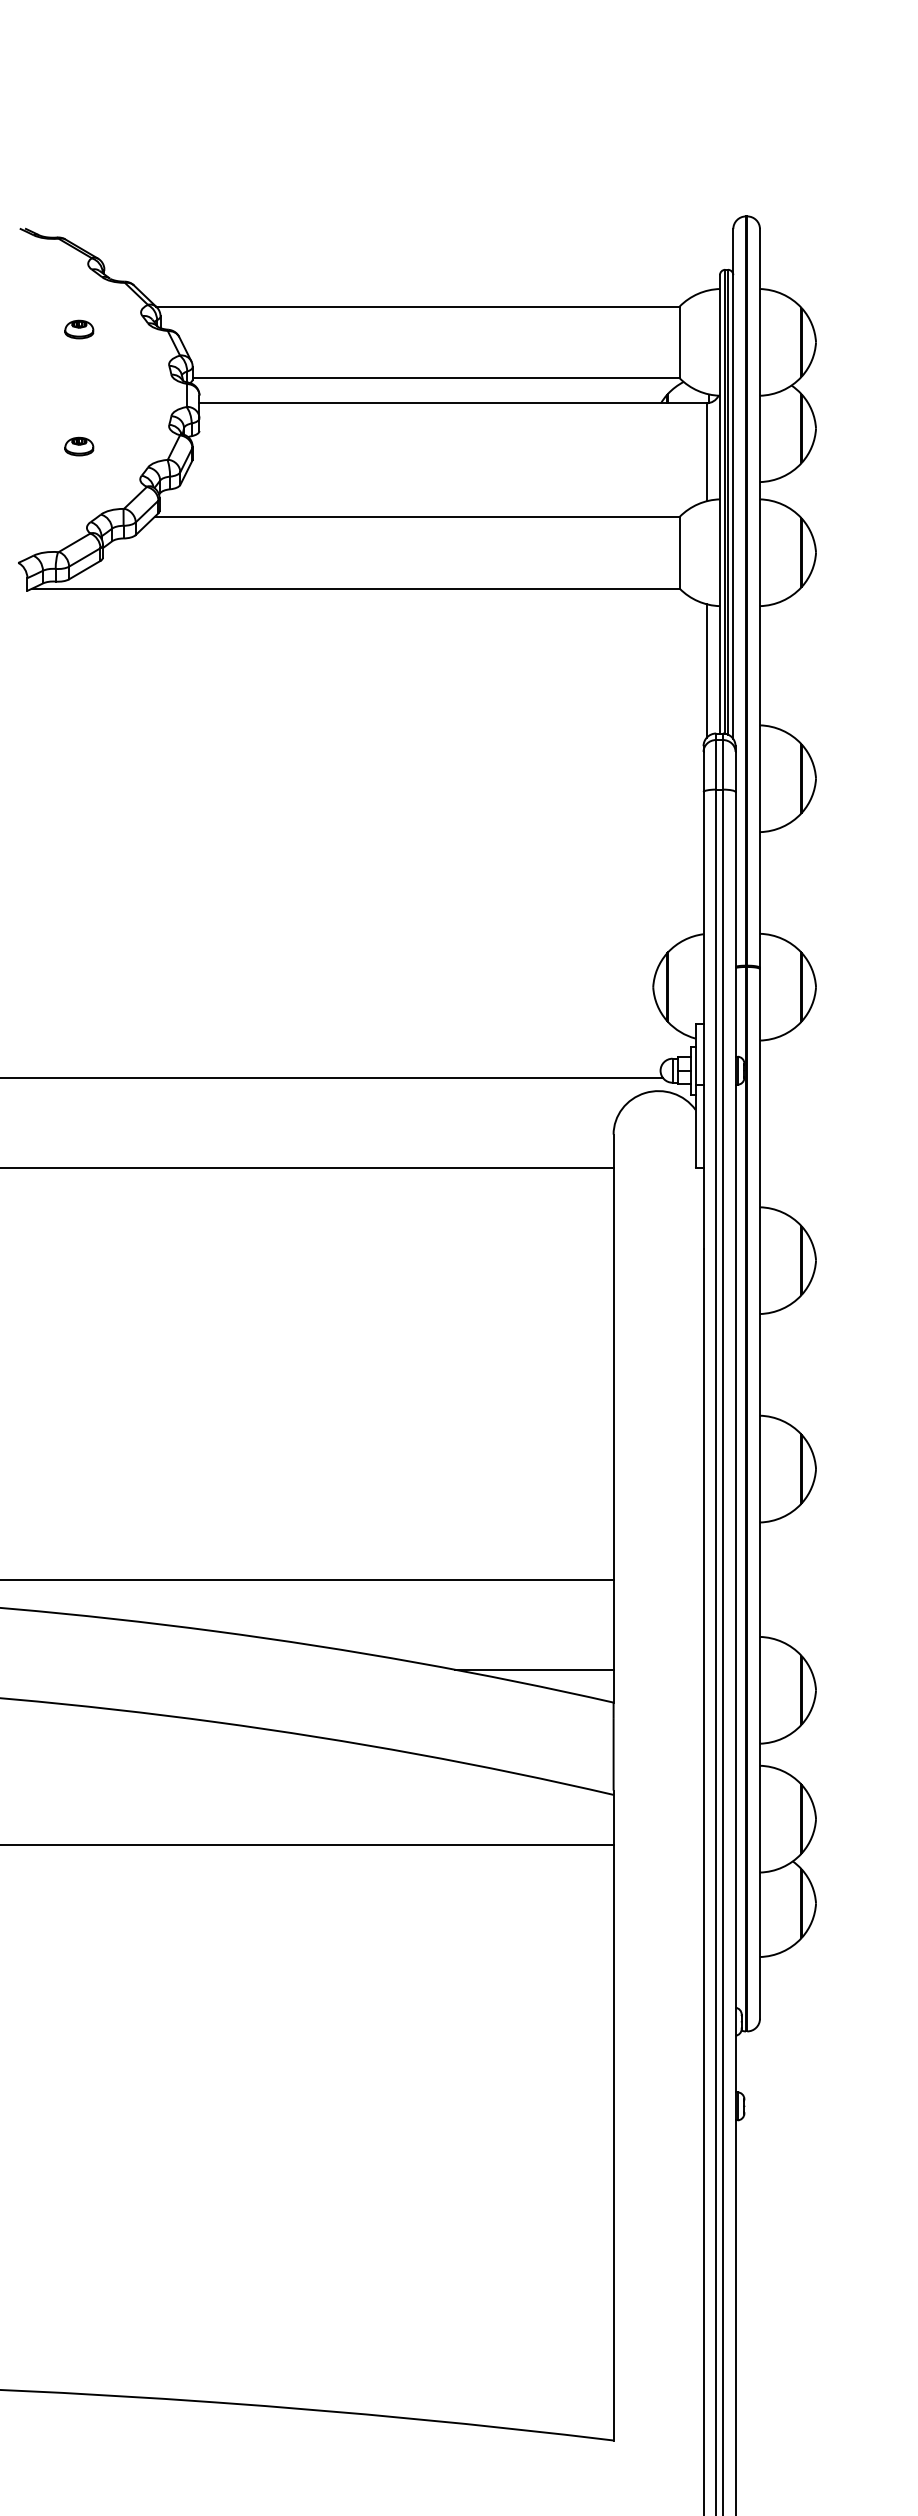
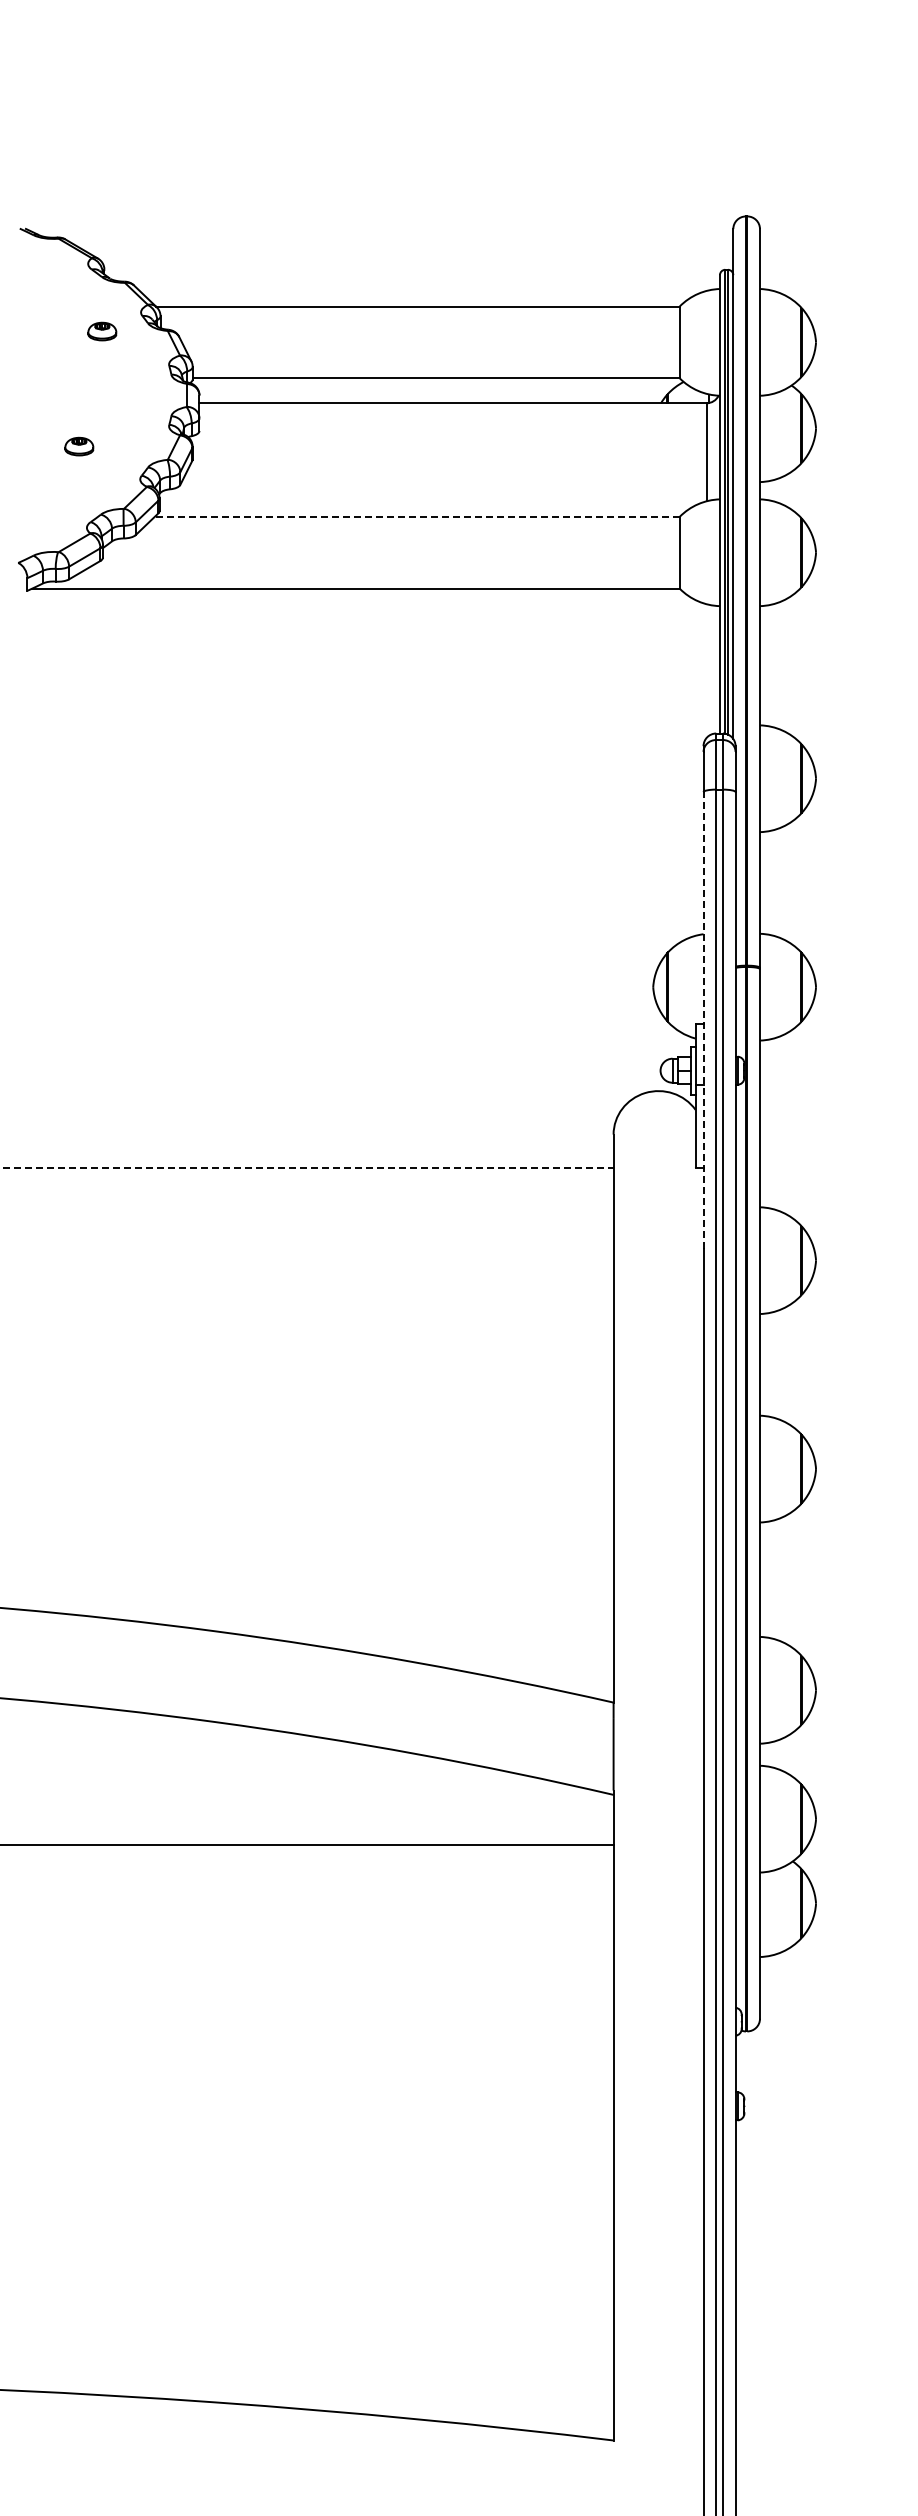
part position: (79, 329) -> (102, 331) (102, 331)
line: solid -> dashed (416, 516)
line: present -> none (706, 670)
line: solid -> dashed (703, 1020)
line: present -> none (332, 1078)
line: solid -> dashed (307, 1168)
line: present -> none (307, 1579)
line: present -> none (533, 1669)
